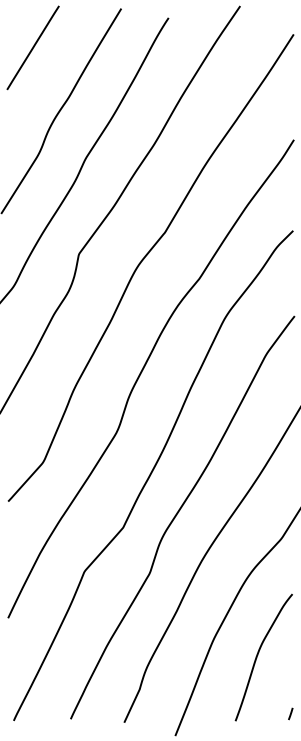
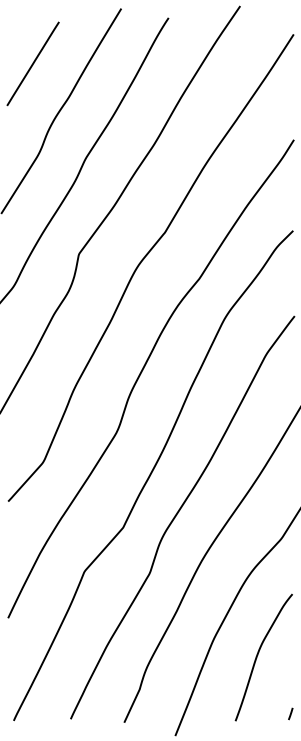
line position: (32, 47) -> (32, 63) (32, 63)
